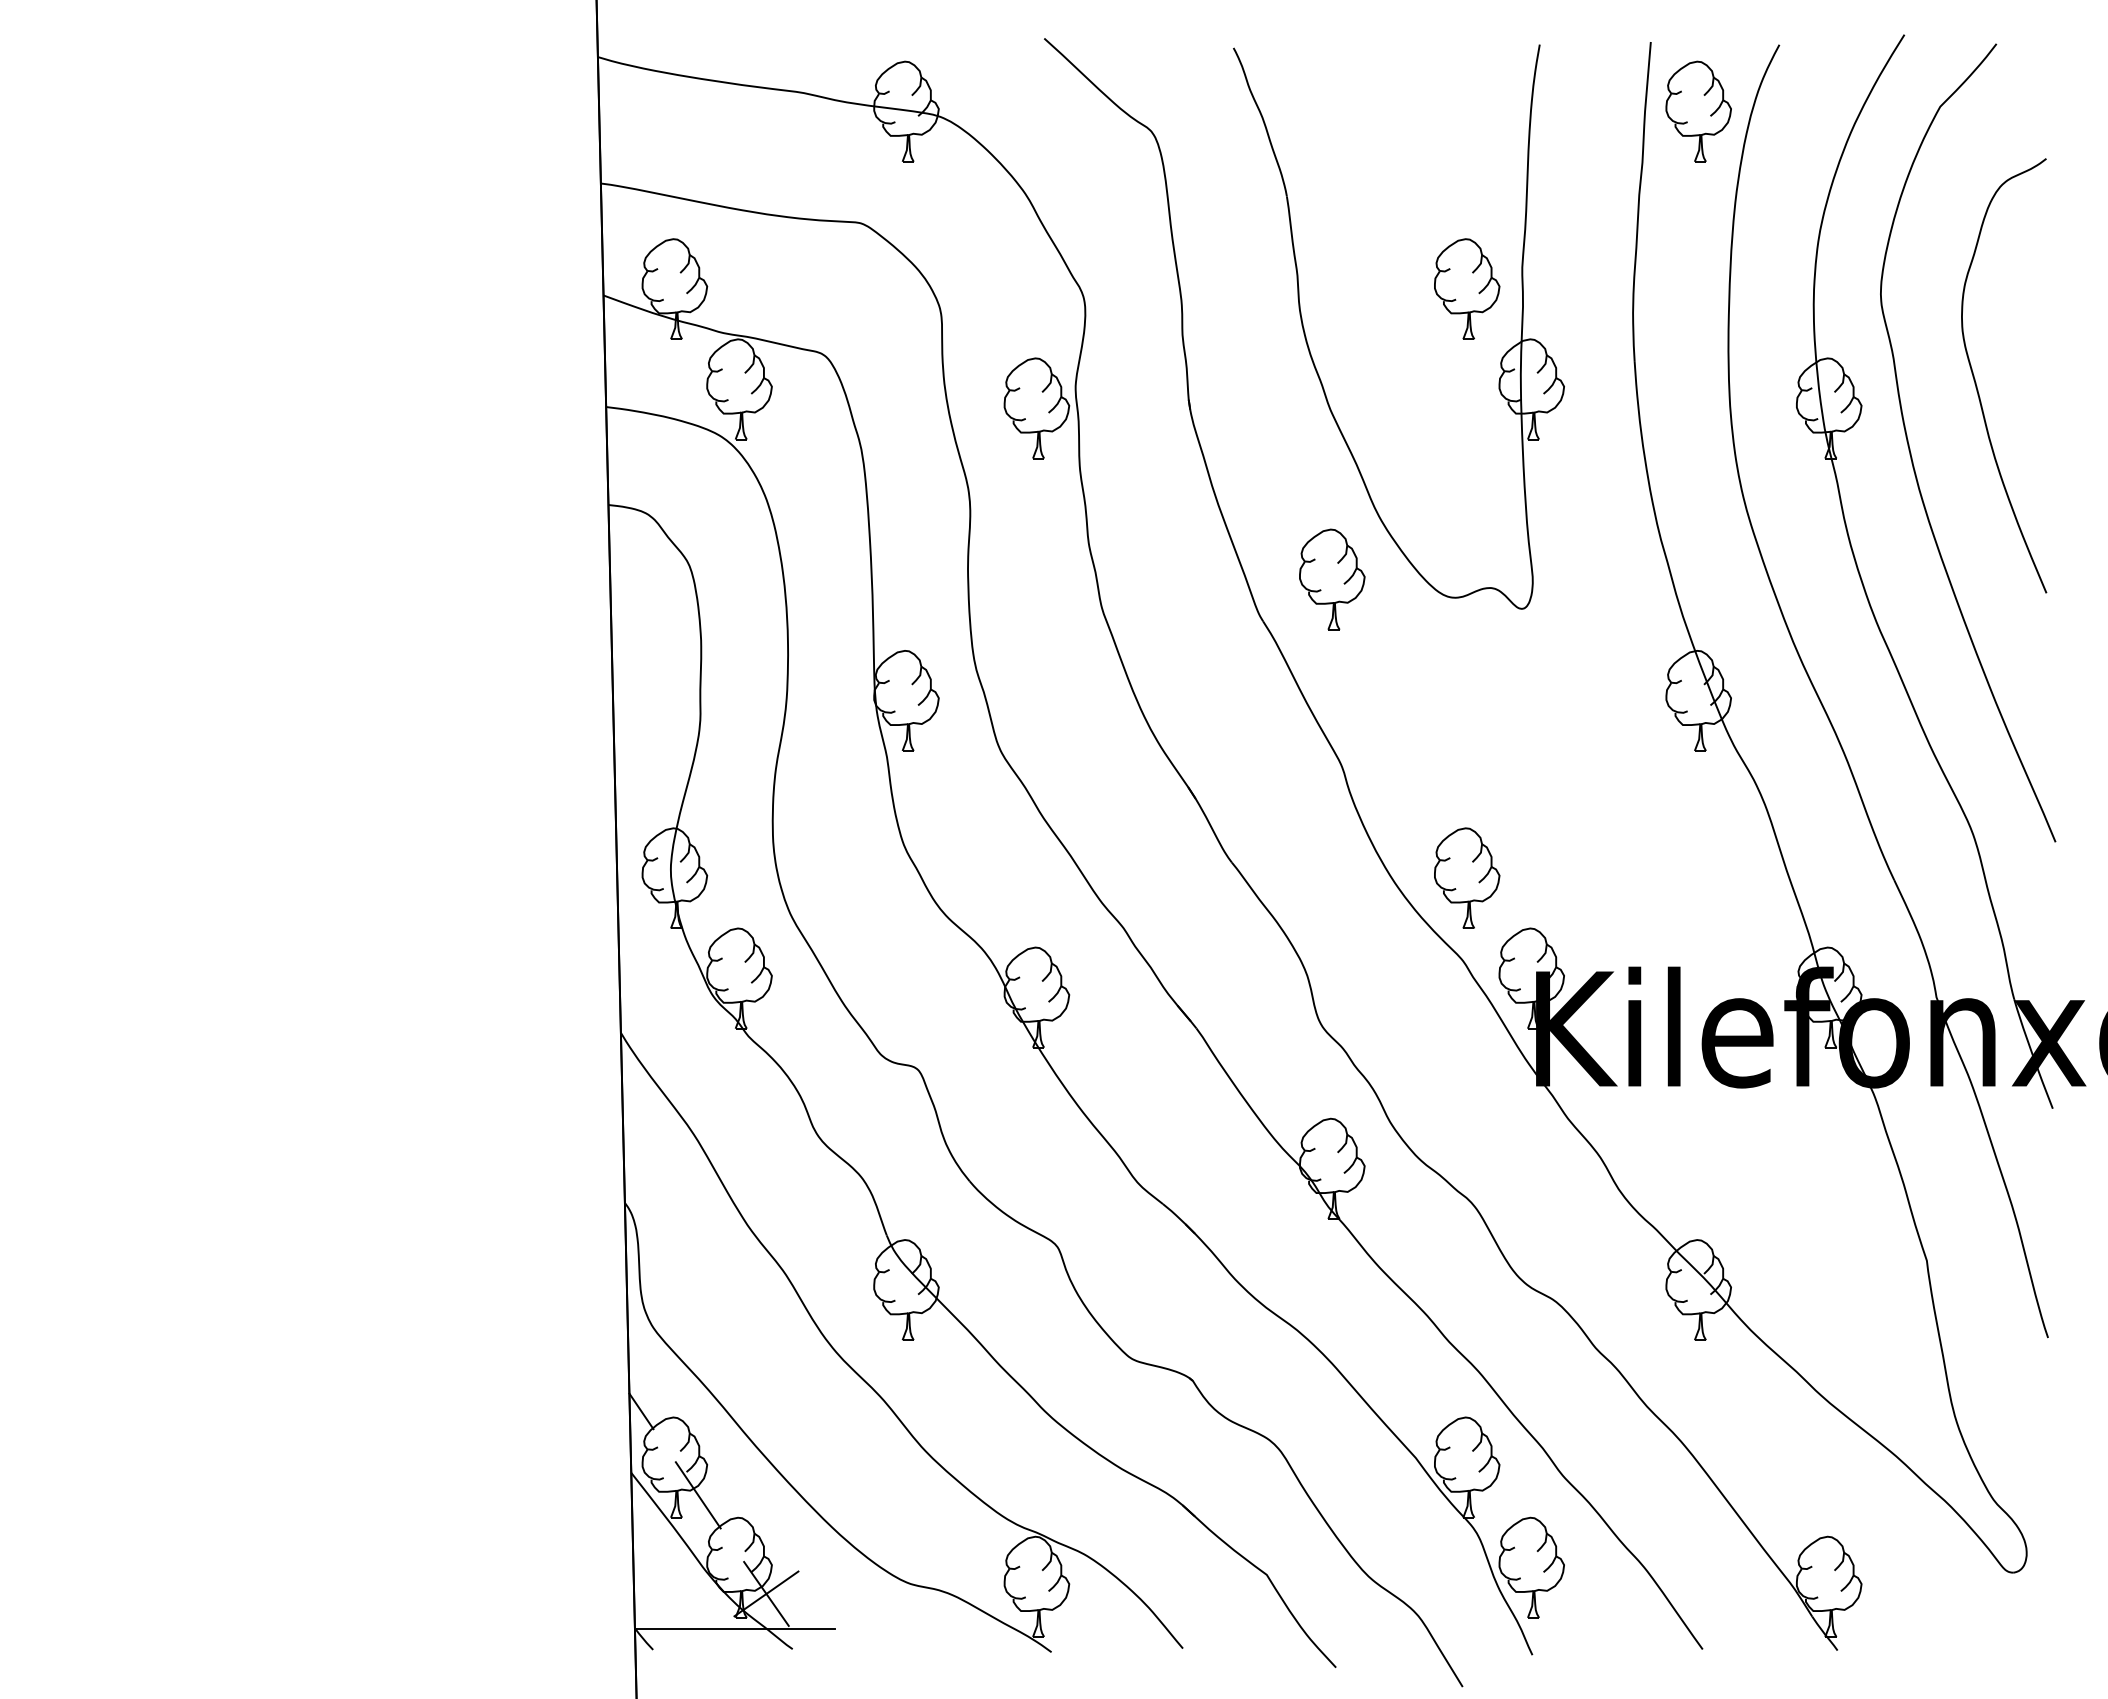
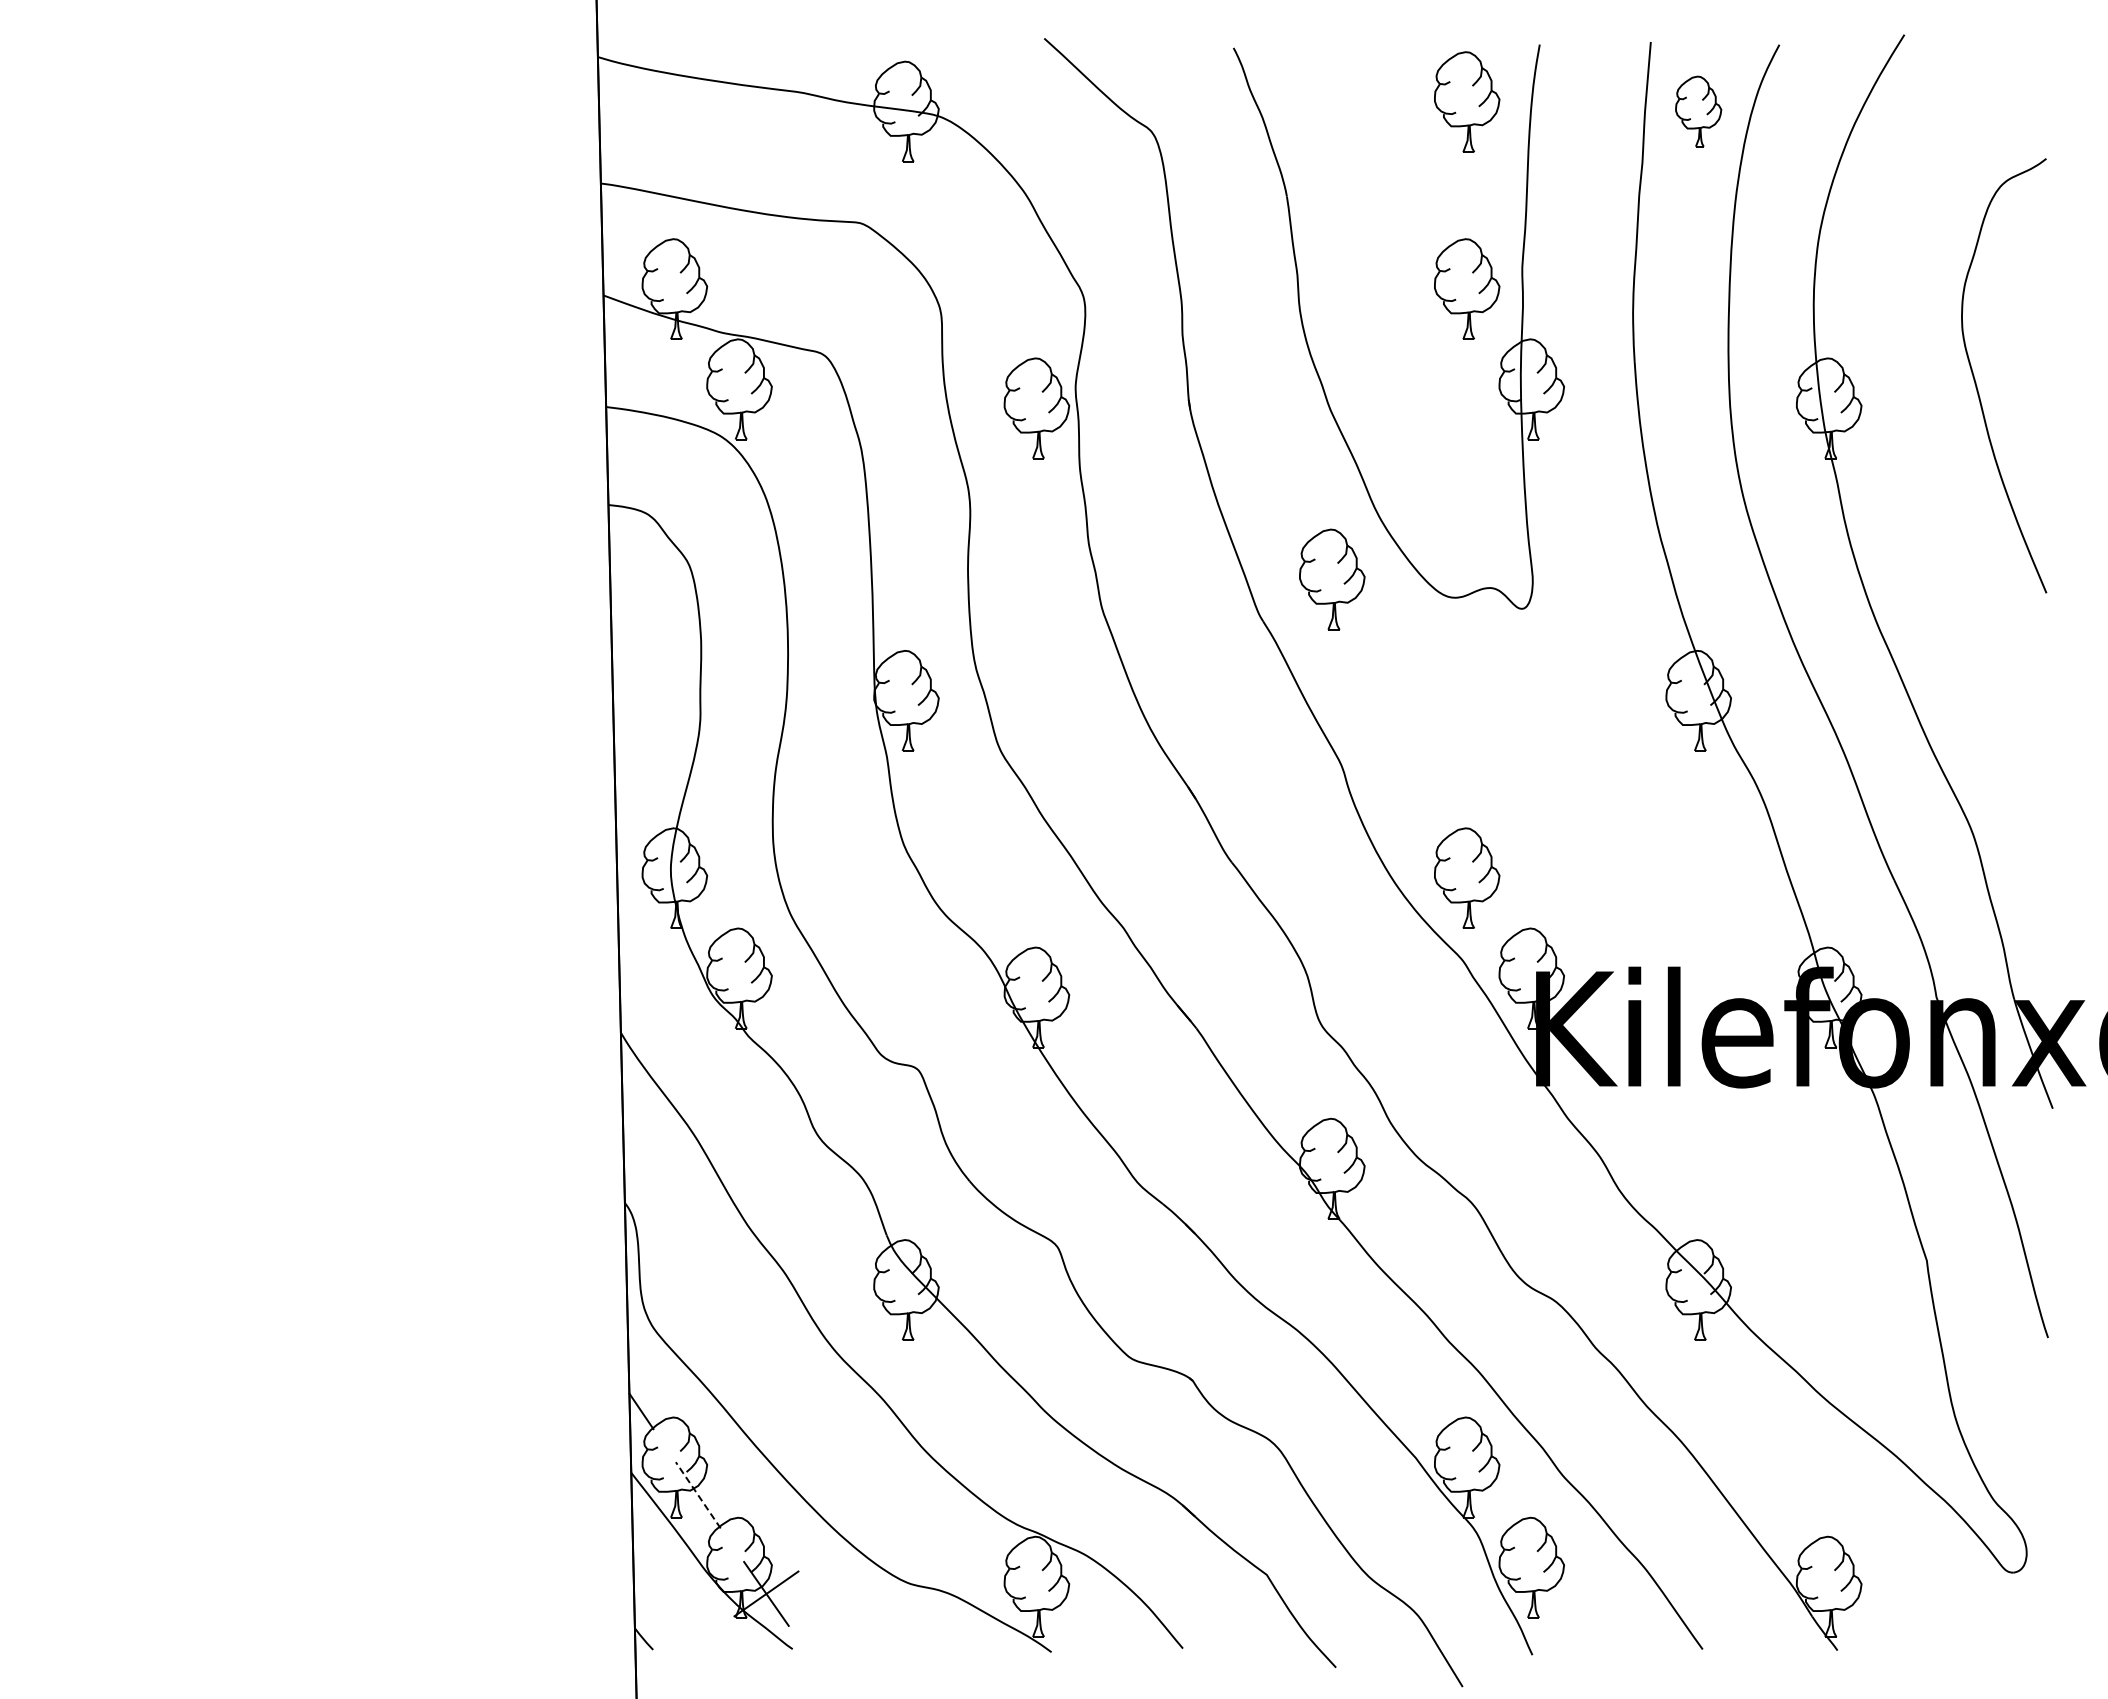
part: none -> present (1467, 101)
part size: 67x103 px -> 48x73 px (1698, 111)
curve: present -> none (1911, 452)
line: solid -> dashed (698, 1495)
line: present -> none (734, 1628)
